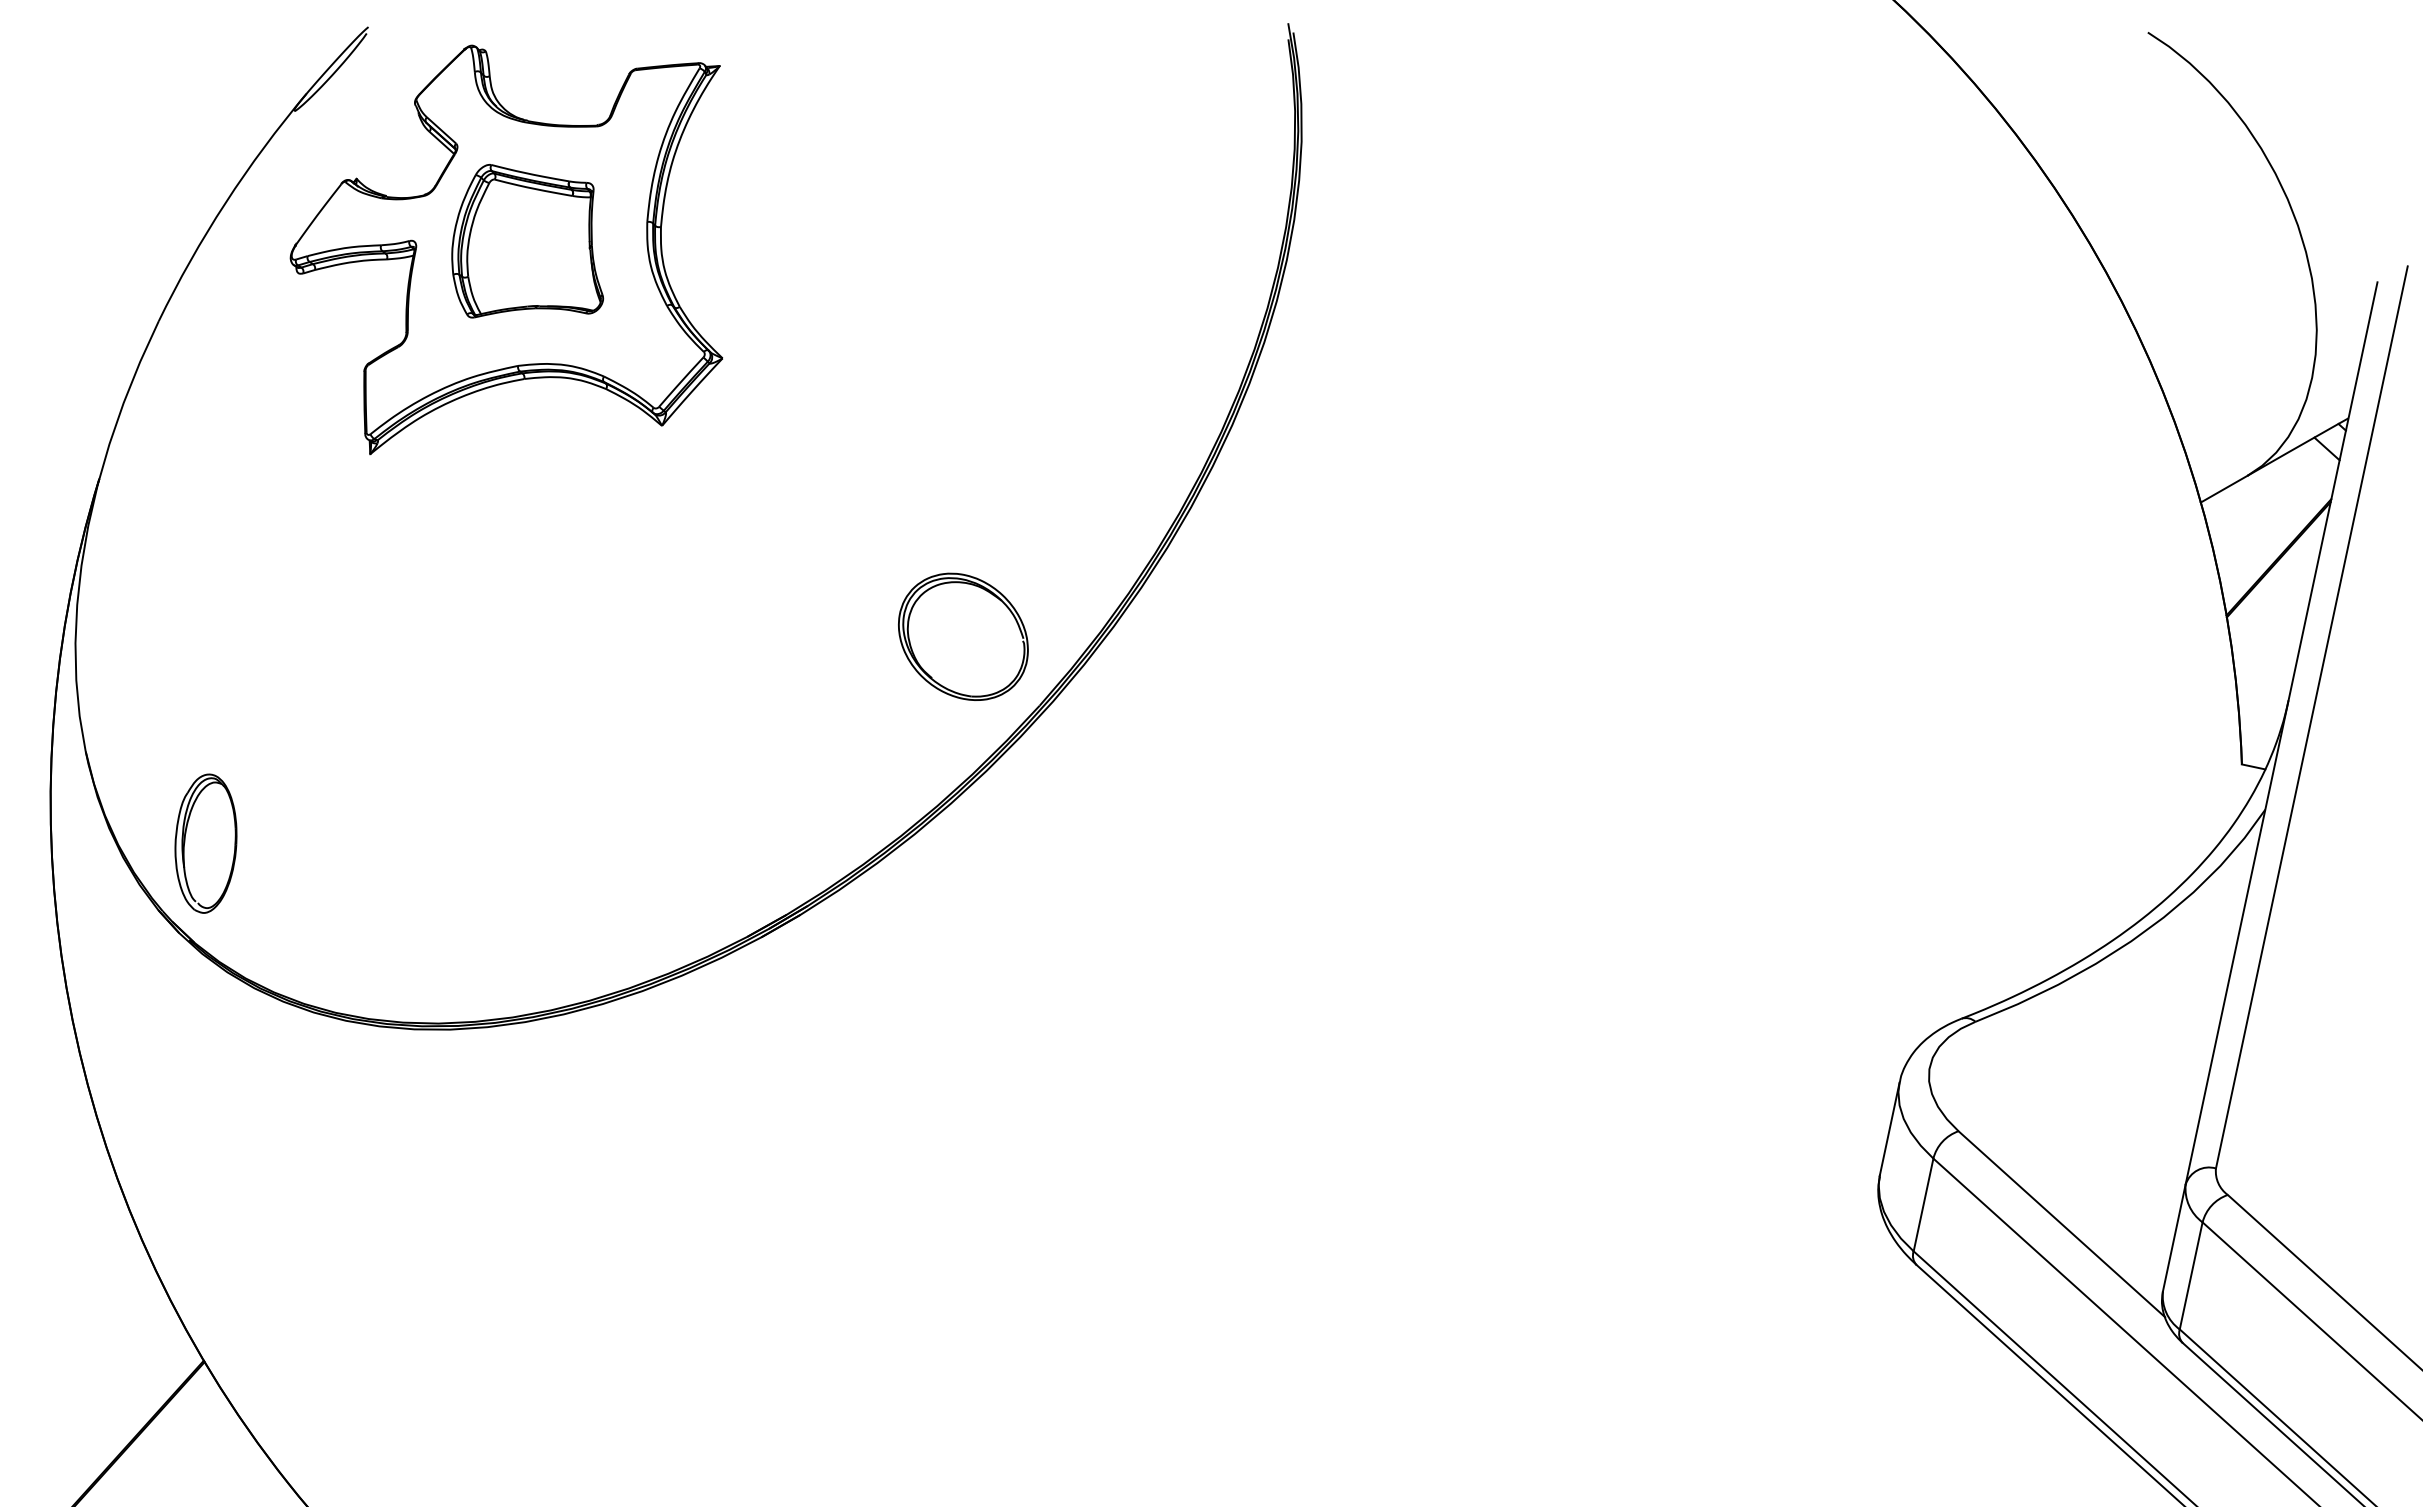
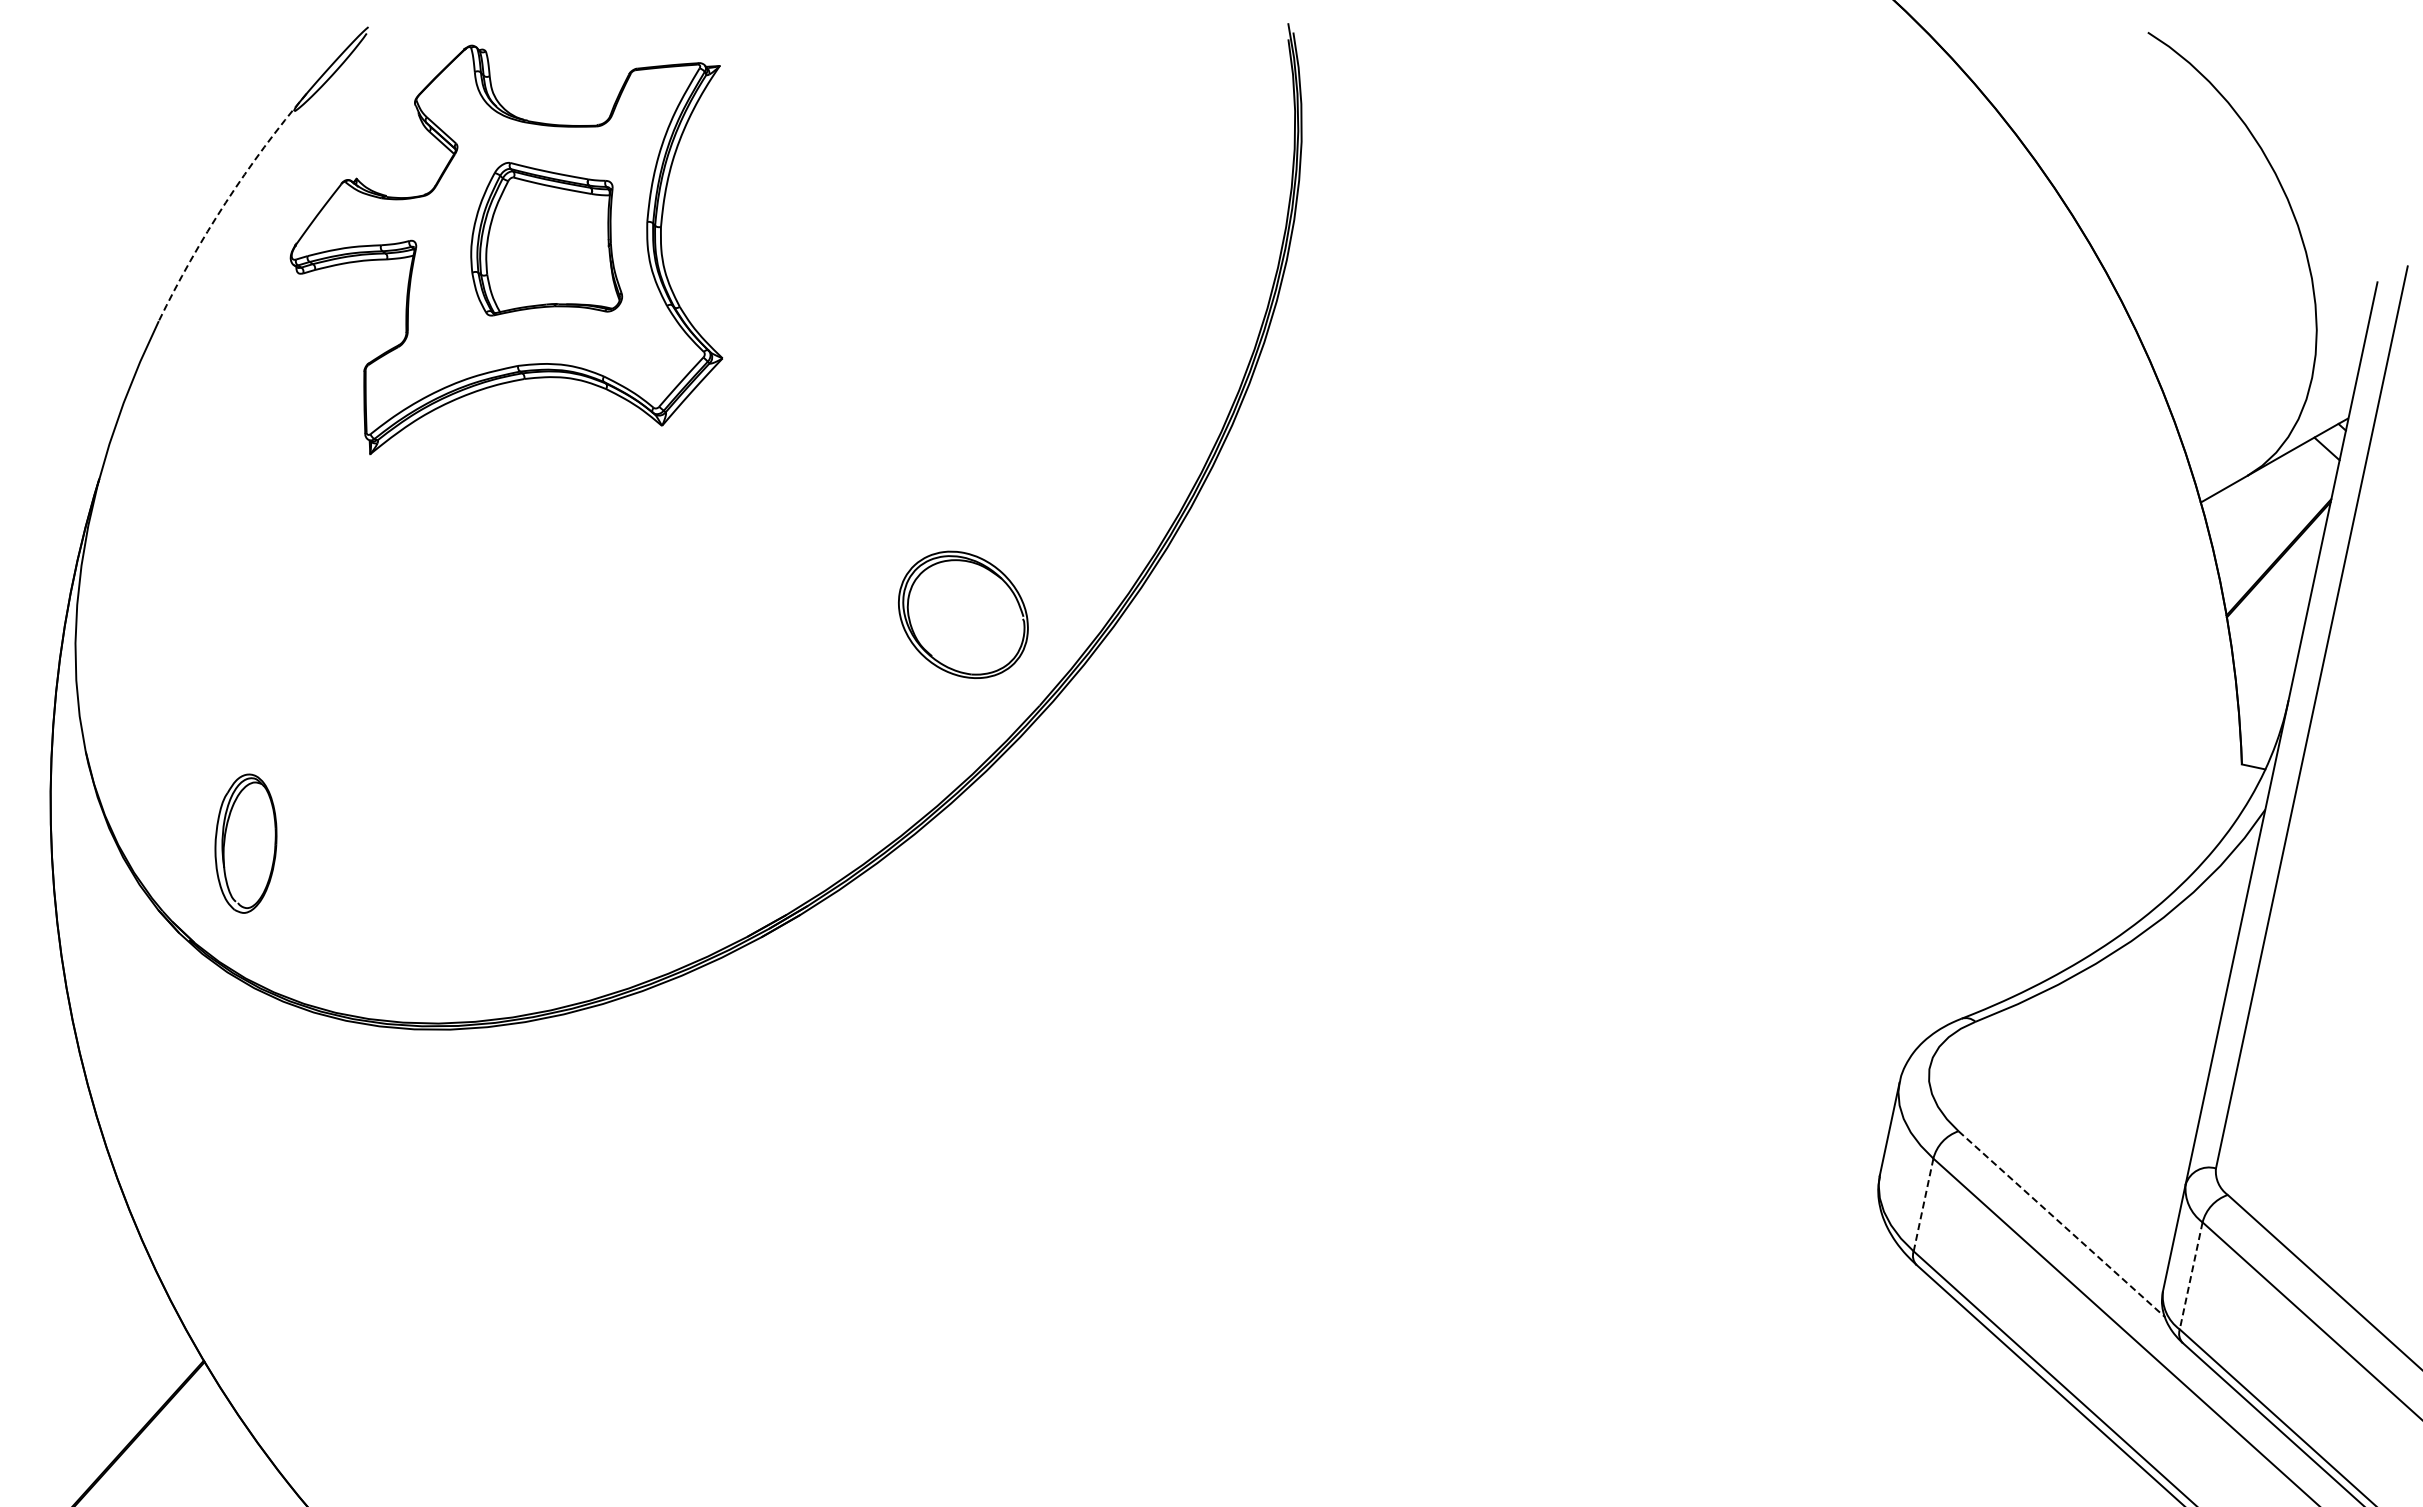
arc: solid -> dashed (225, 202)
part position: (527, 241) -> (546, 239) (546, 239)
part position: (963, 636) -> (963, 614) (963, 614)
part position: (205, 843) -> (245, 843) (245, 843)
line: solid -> dashed (1923, 1205)
line: solid -> dashed (2061, 1224)
line: solid -> dashed (2191, 1275)
